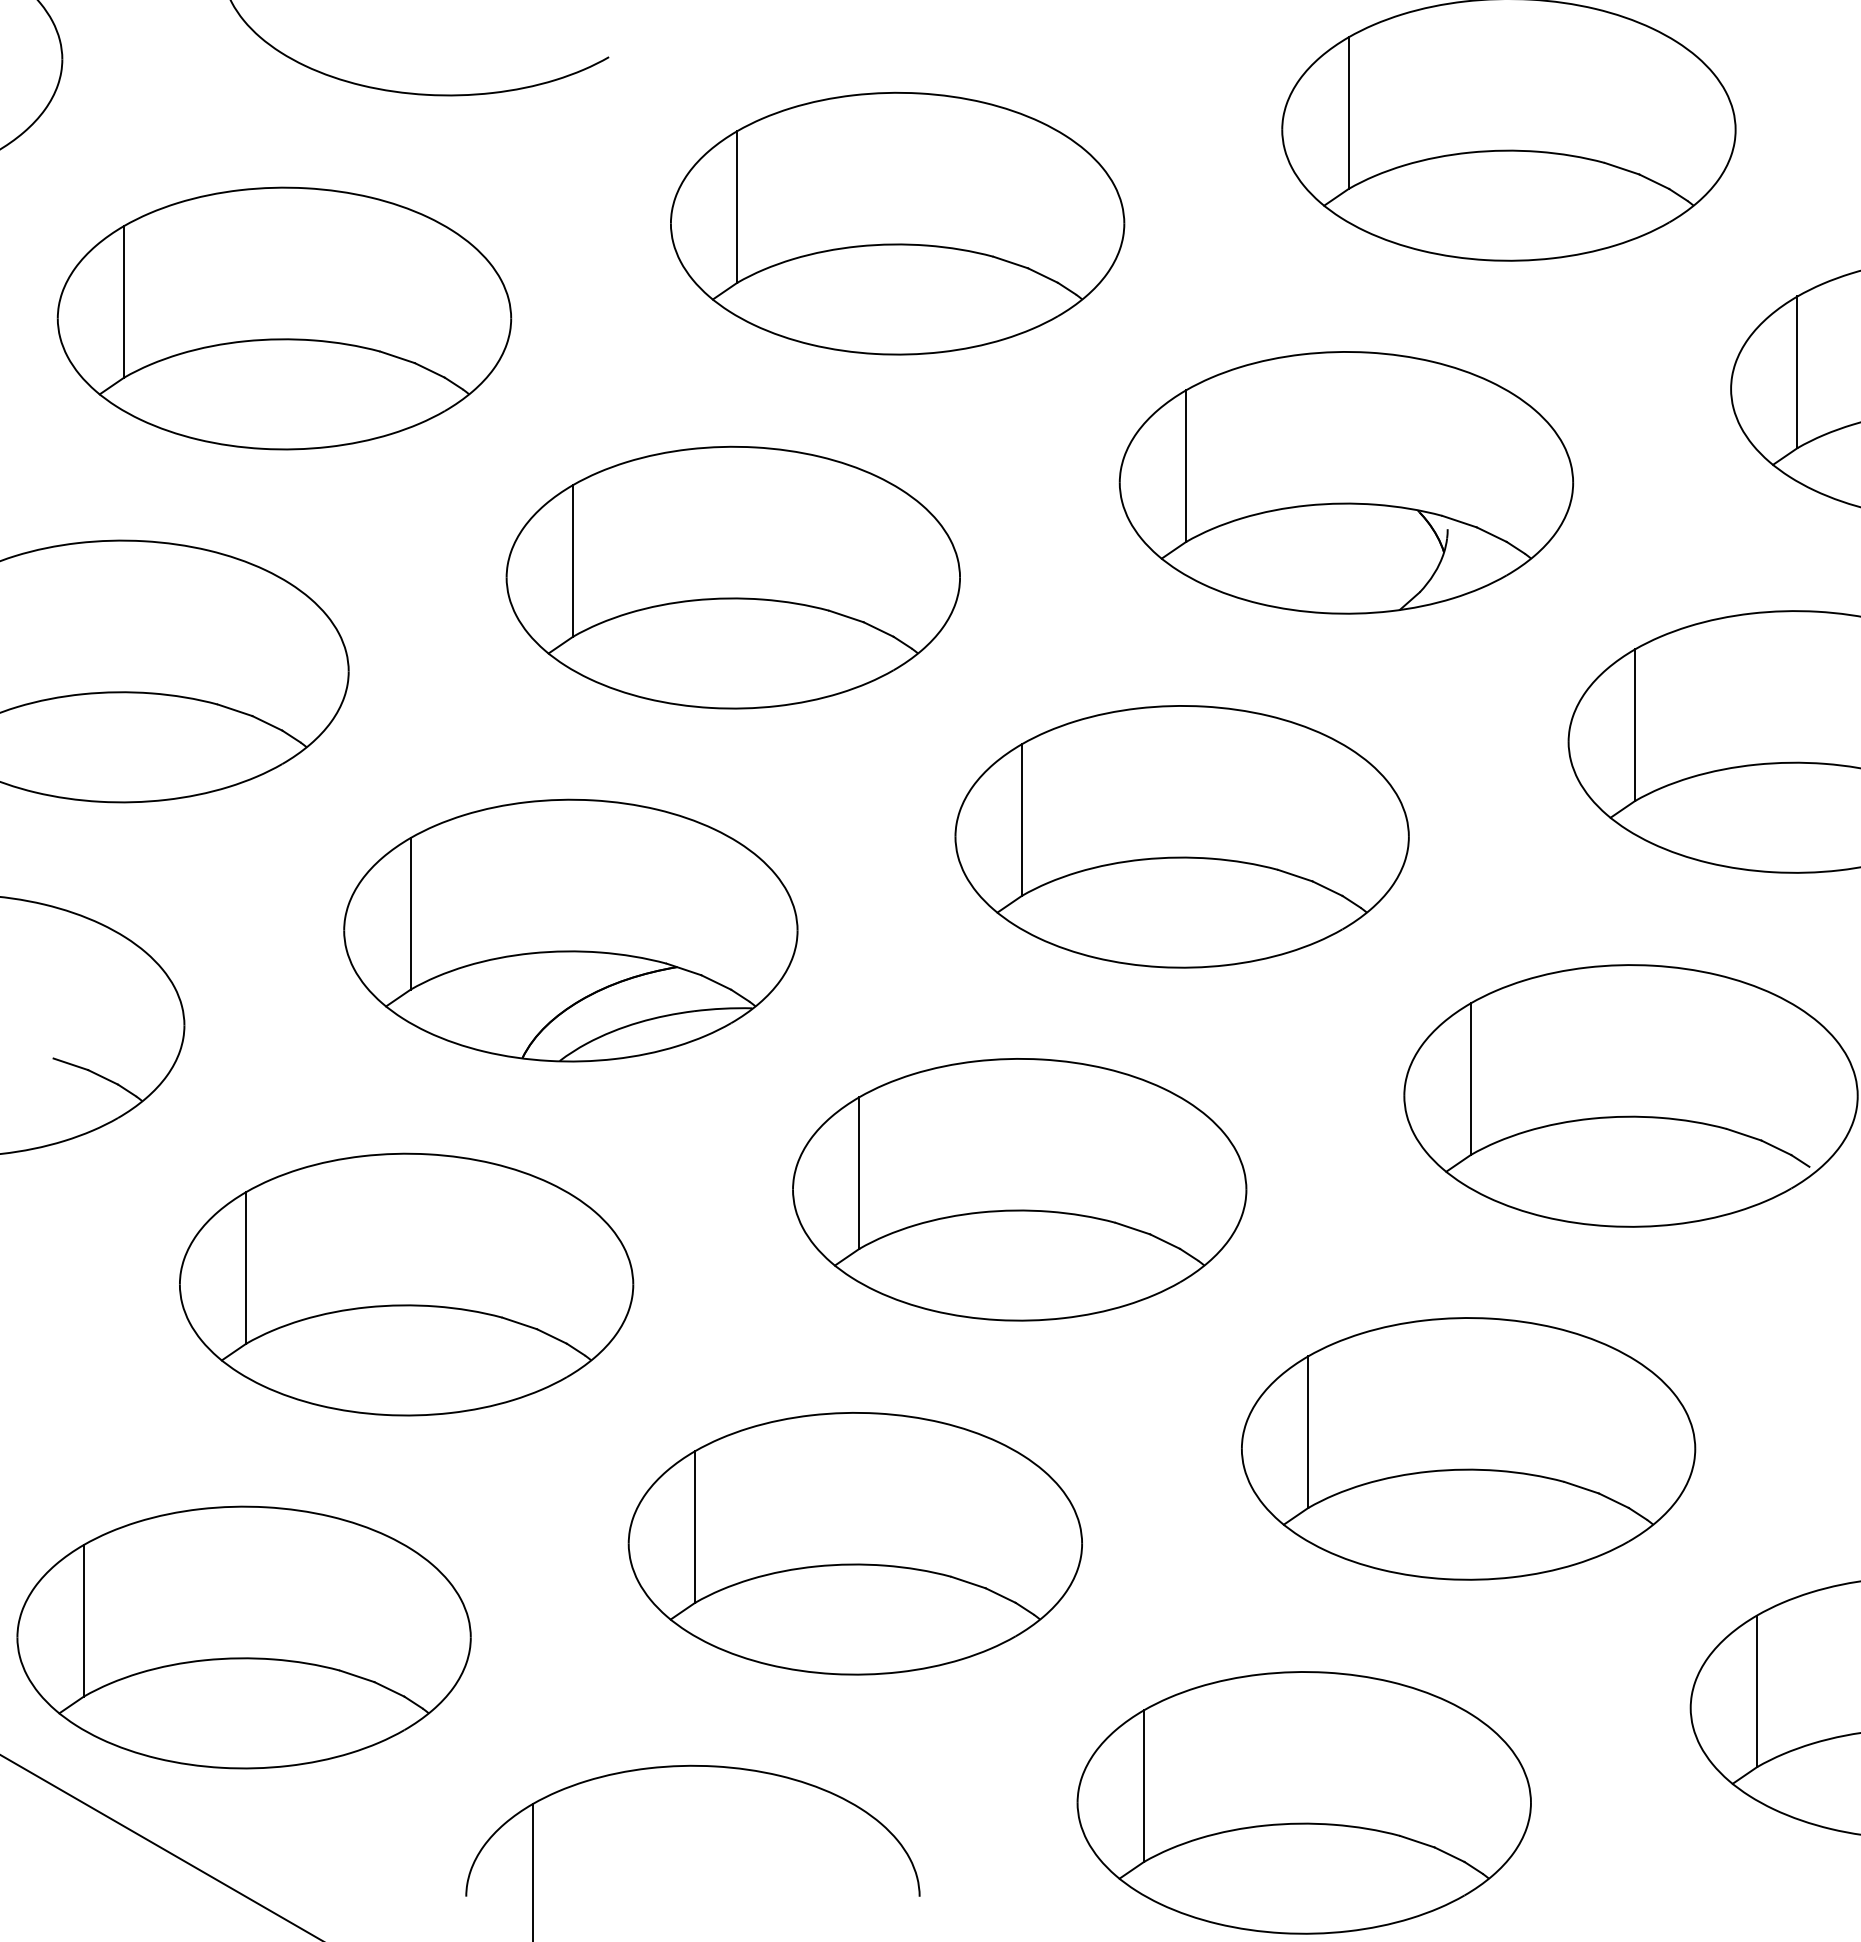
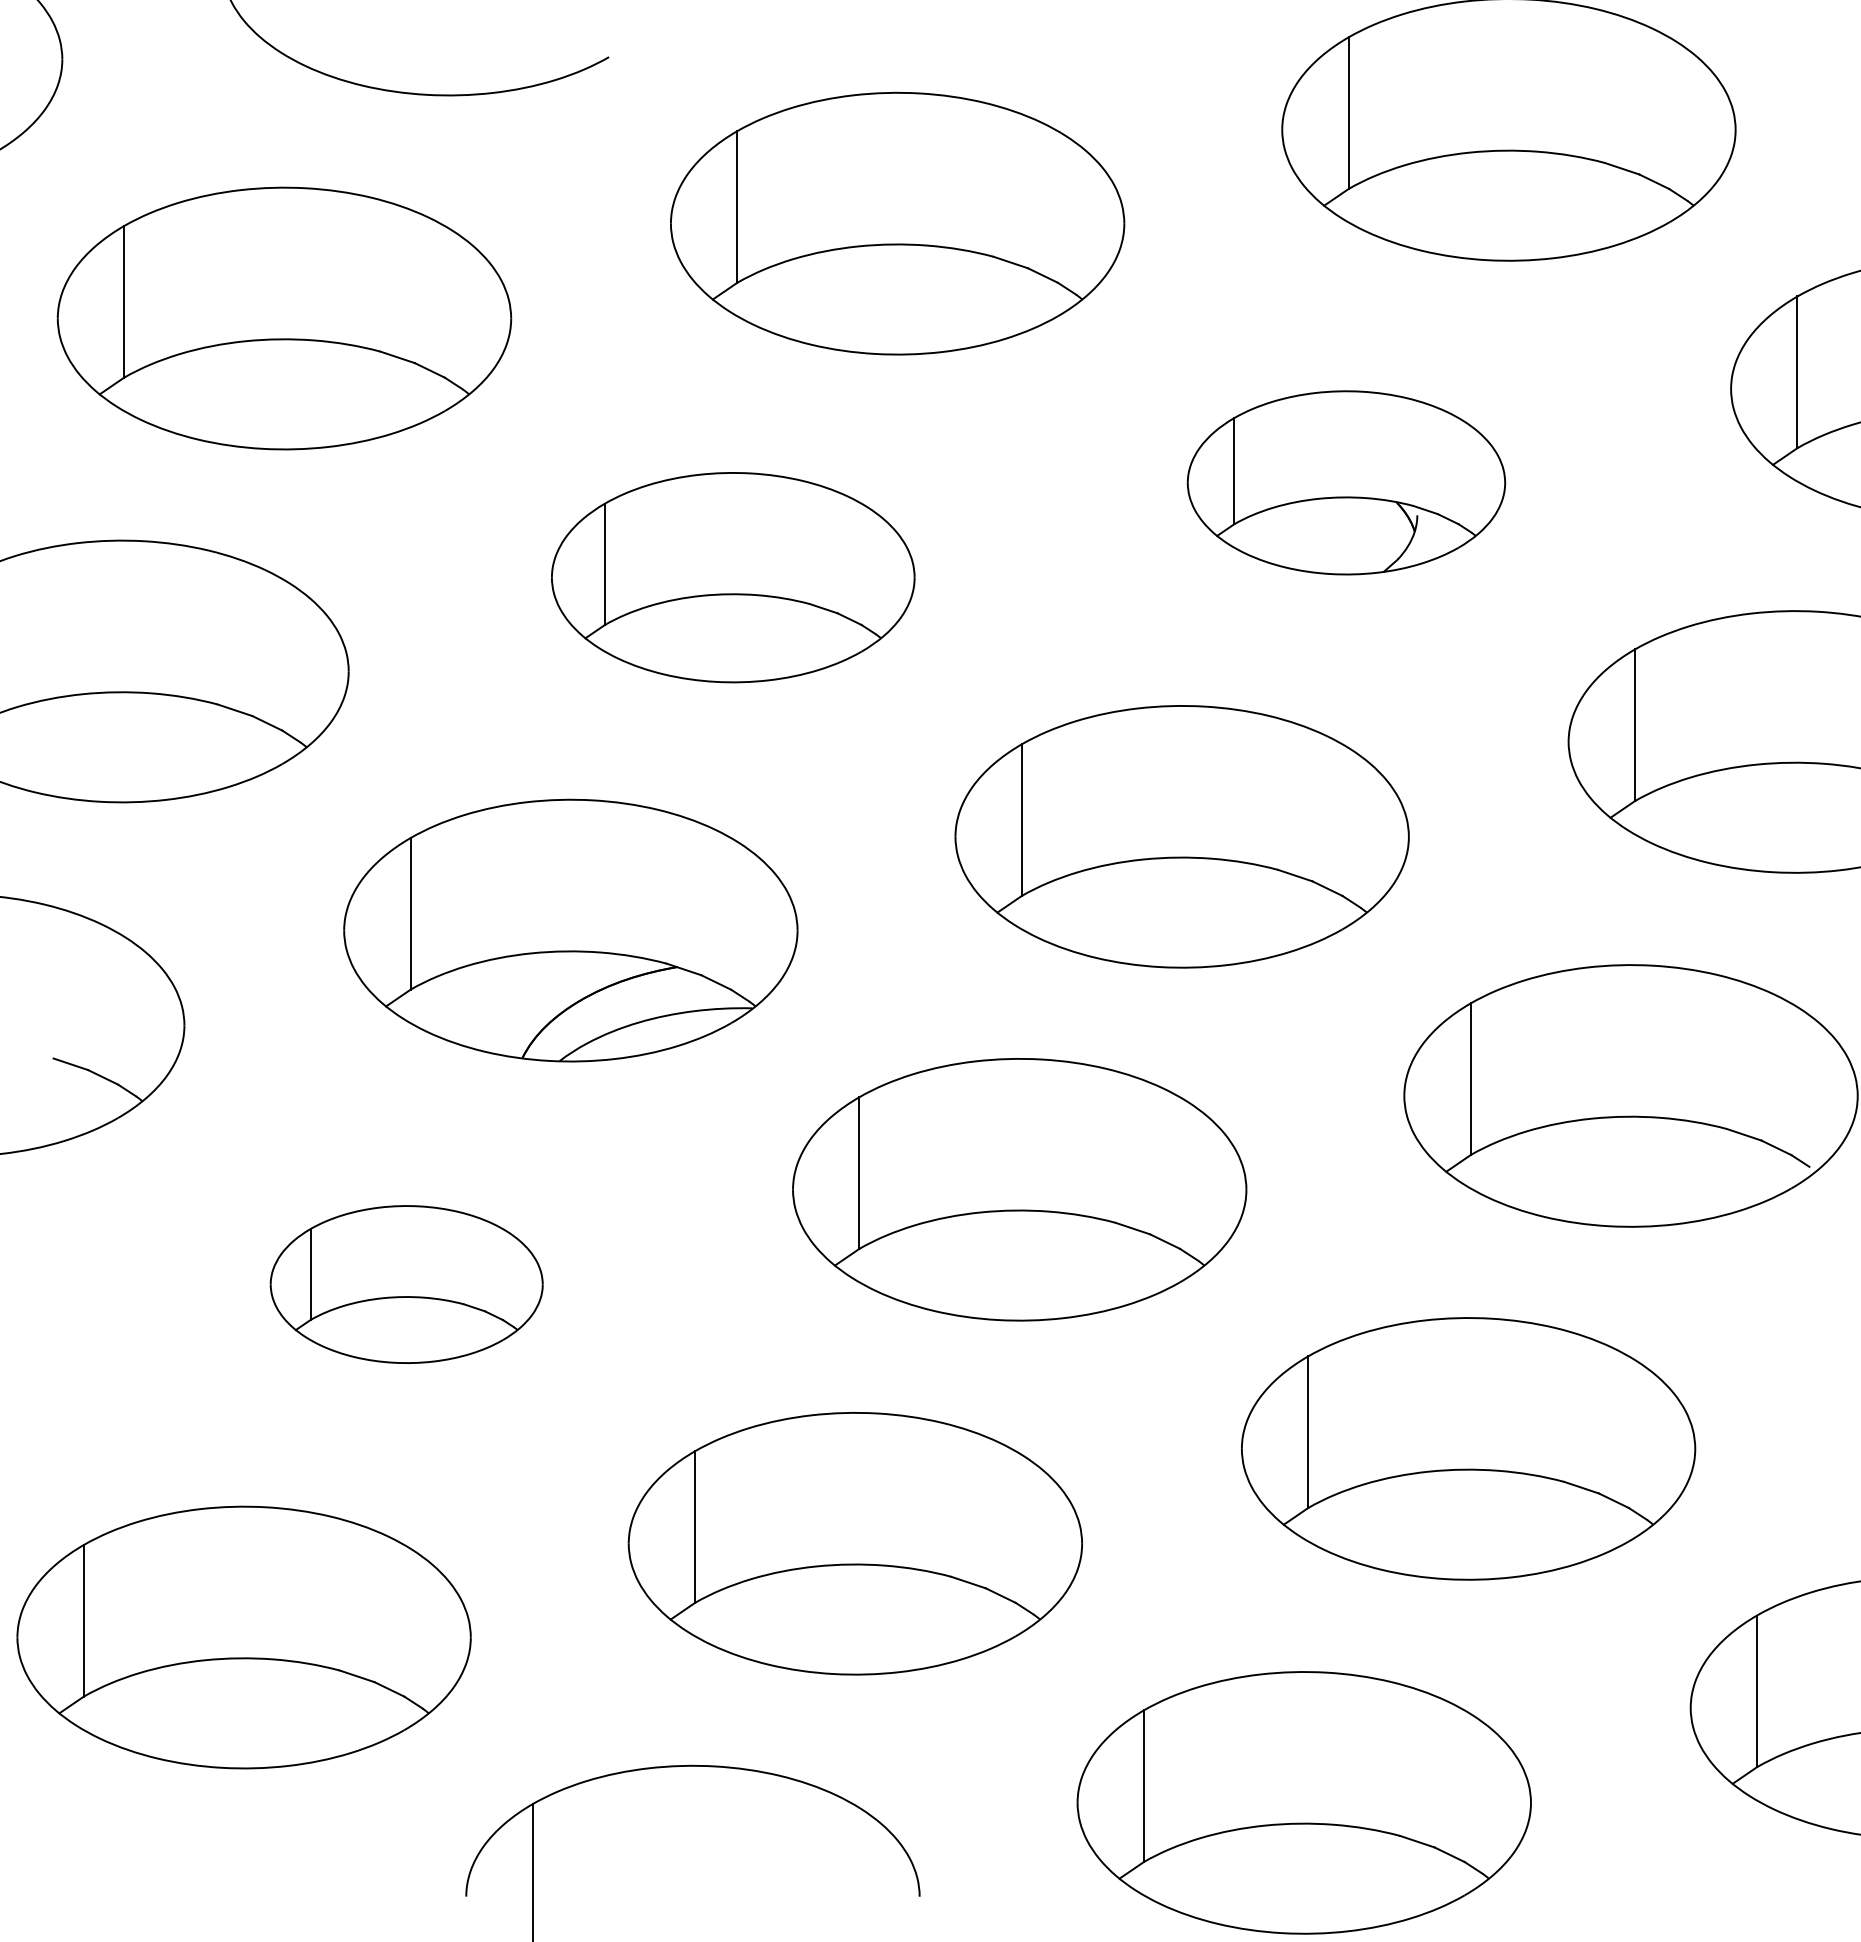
part size: 457x264 px -> 321x186 px (1346, 482)
part size: 456x265 px -> 365x212 px (733, 577)
part size: 456x265 px -> 275x159 px (406, 1284)
line: present -> none (160, 1847)
